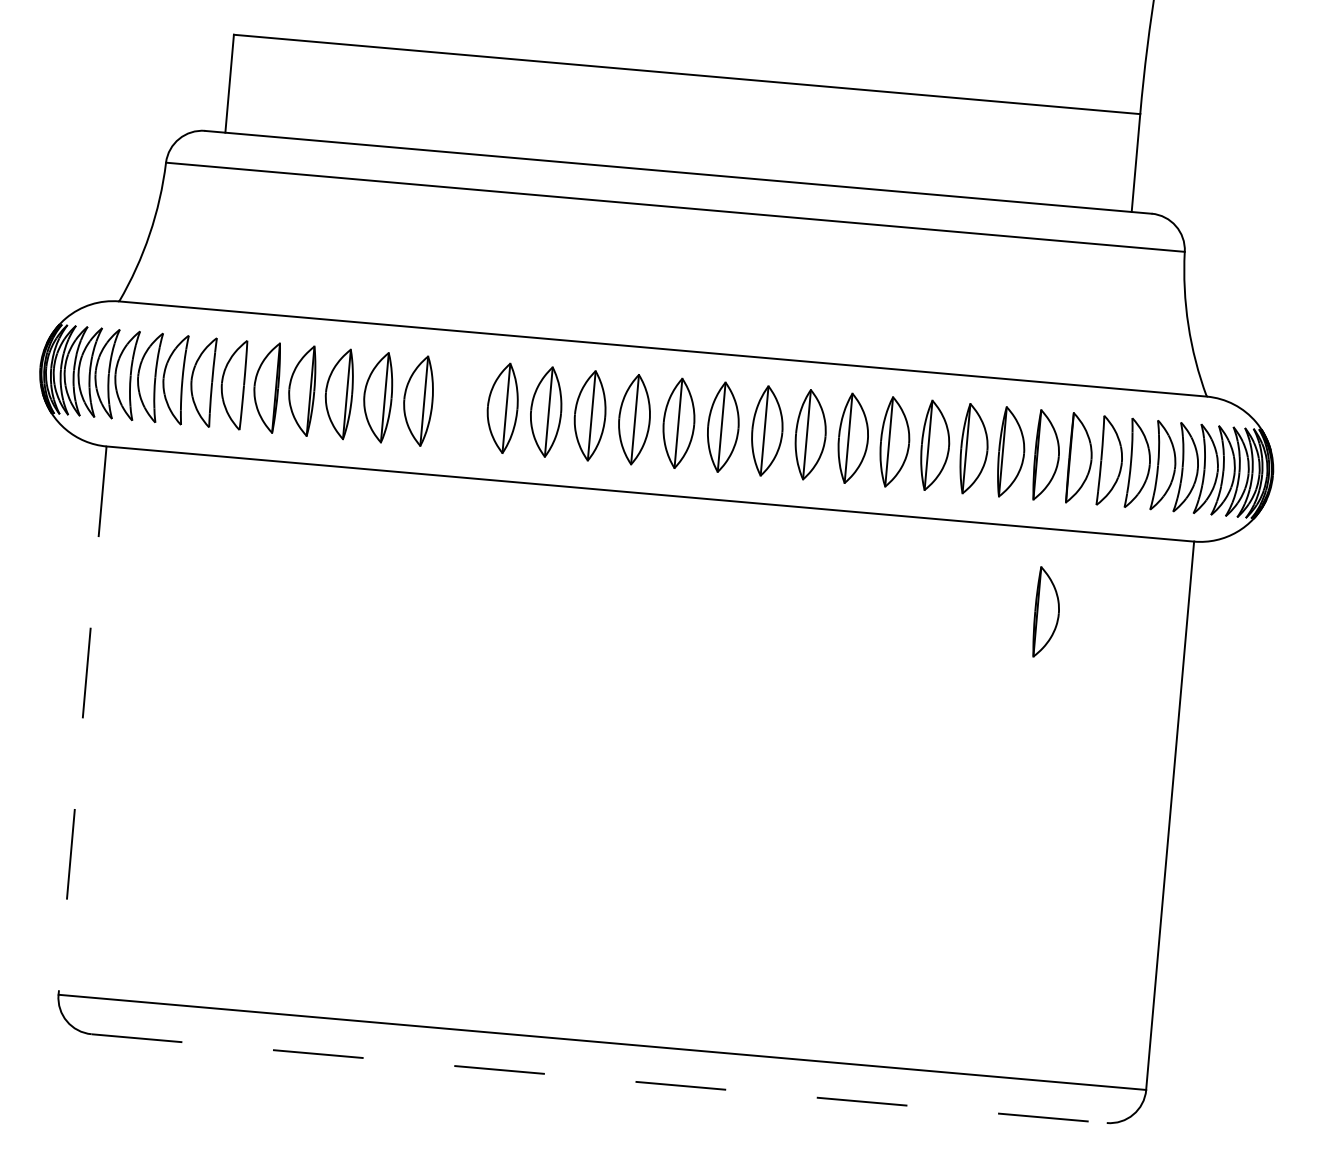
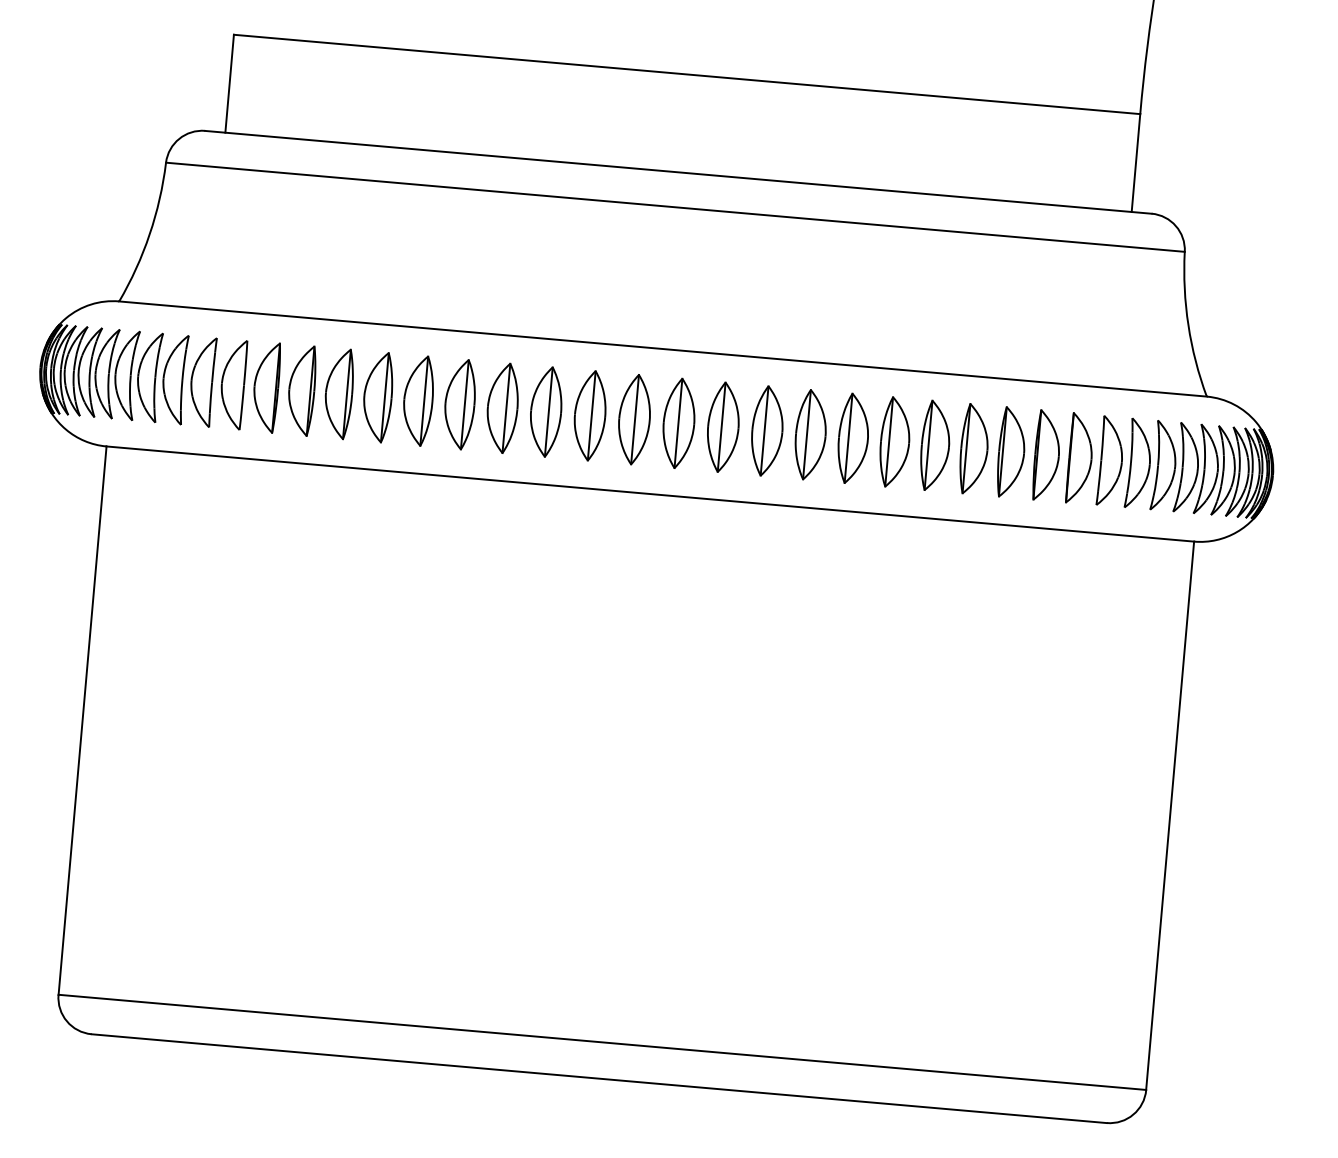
part: none -> present (459, 404)
part: present -> none (1045, 611)
line: dashed -> solid (82, 721)
line: dashed -> solid (599, 1078)
